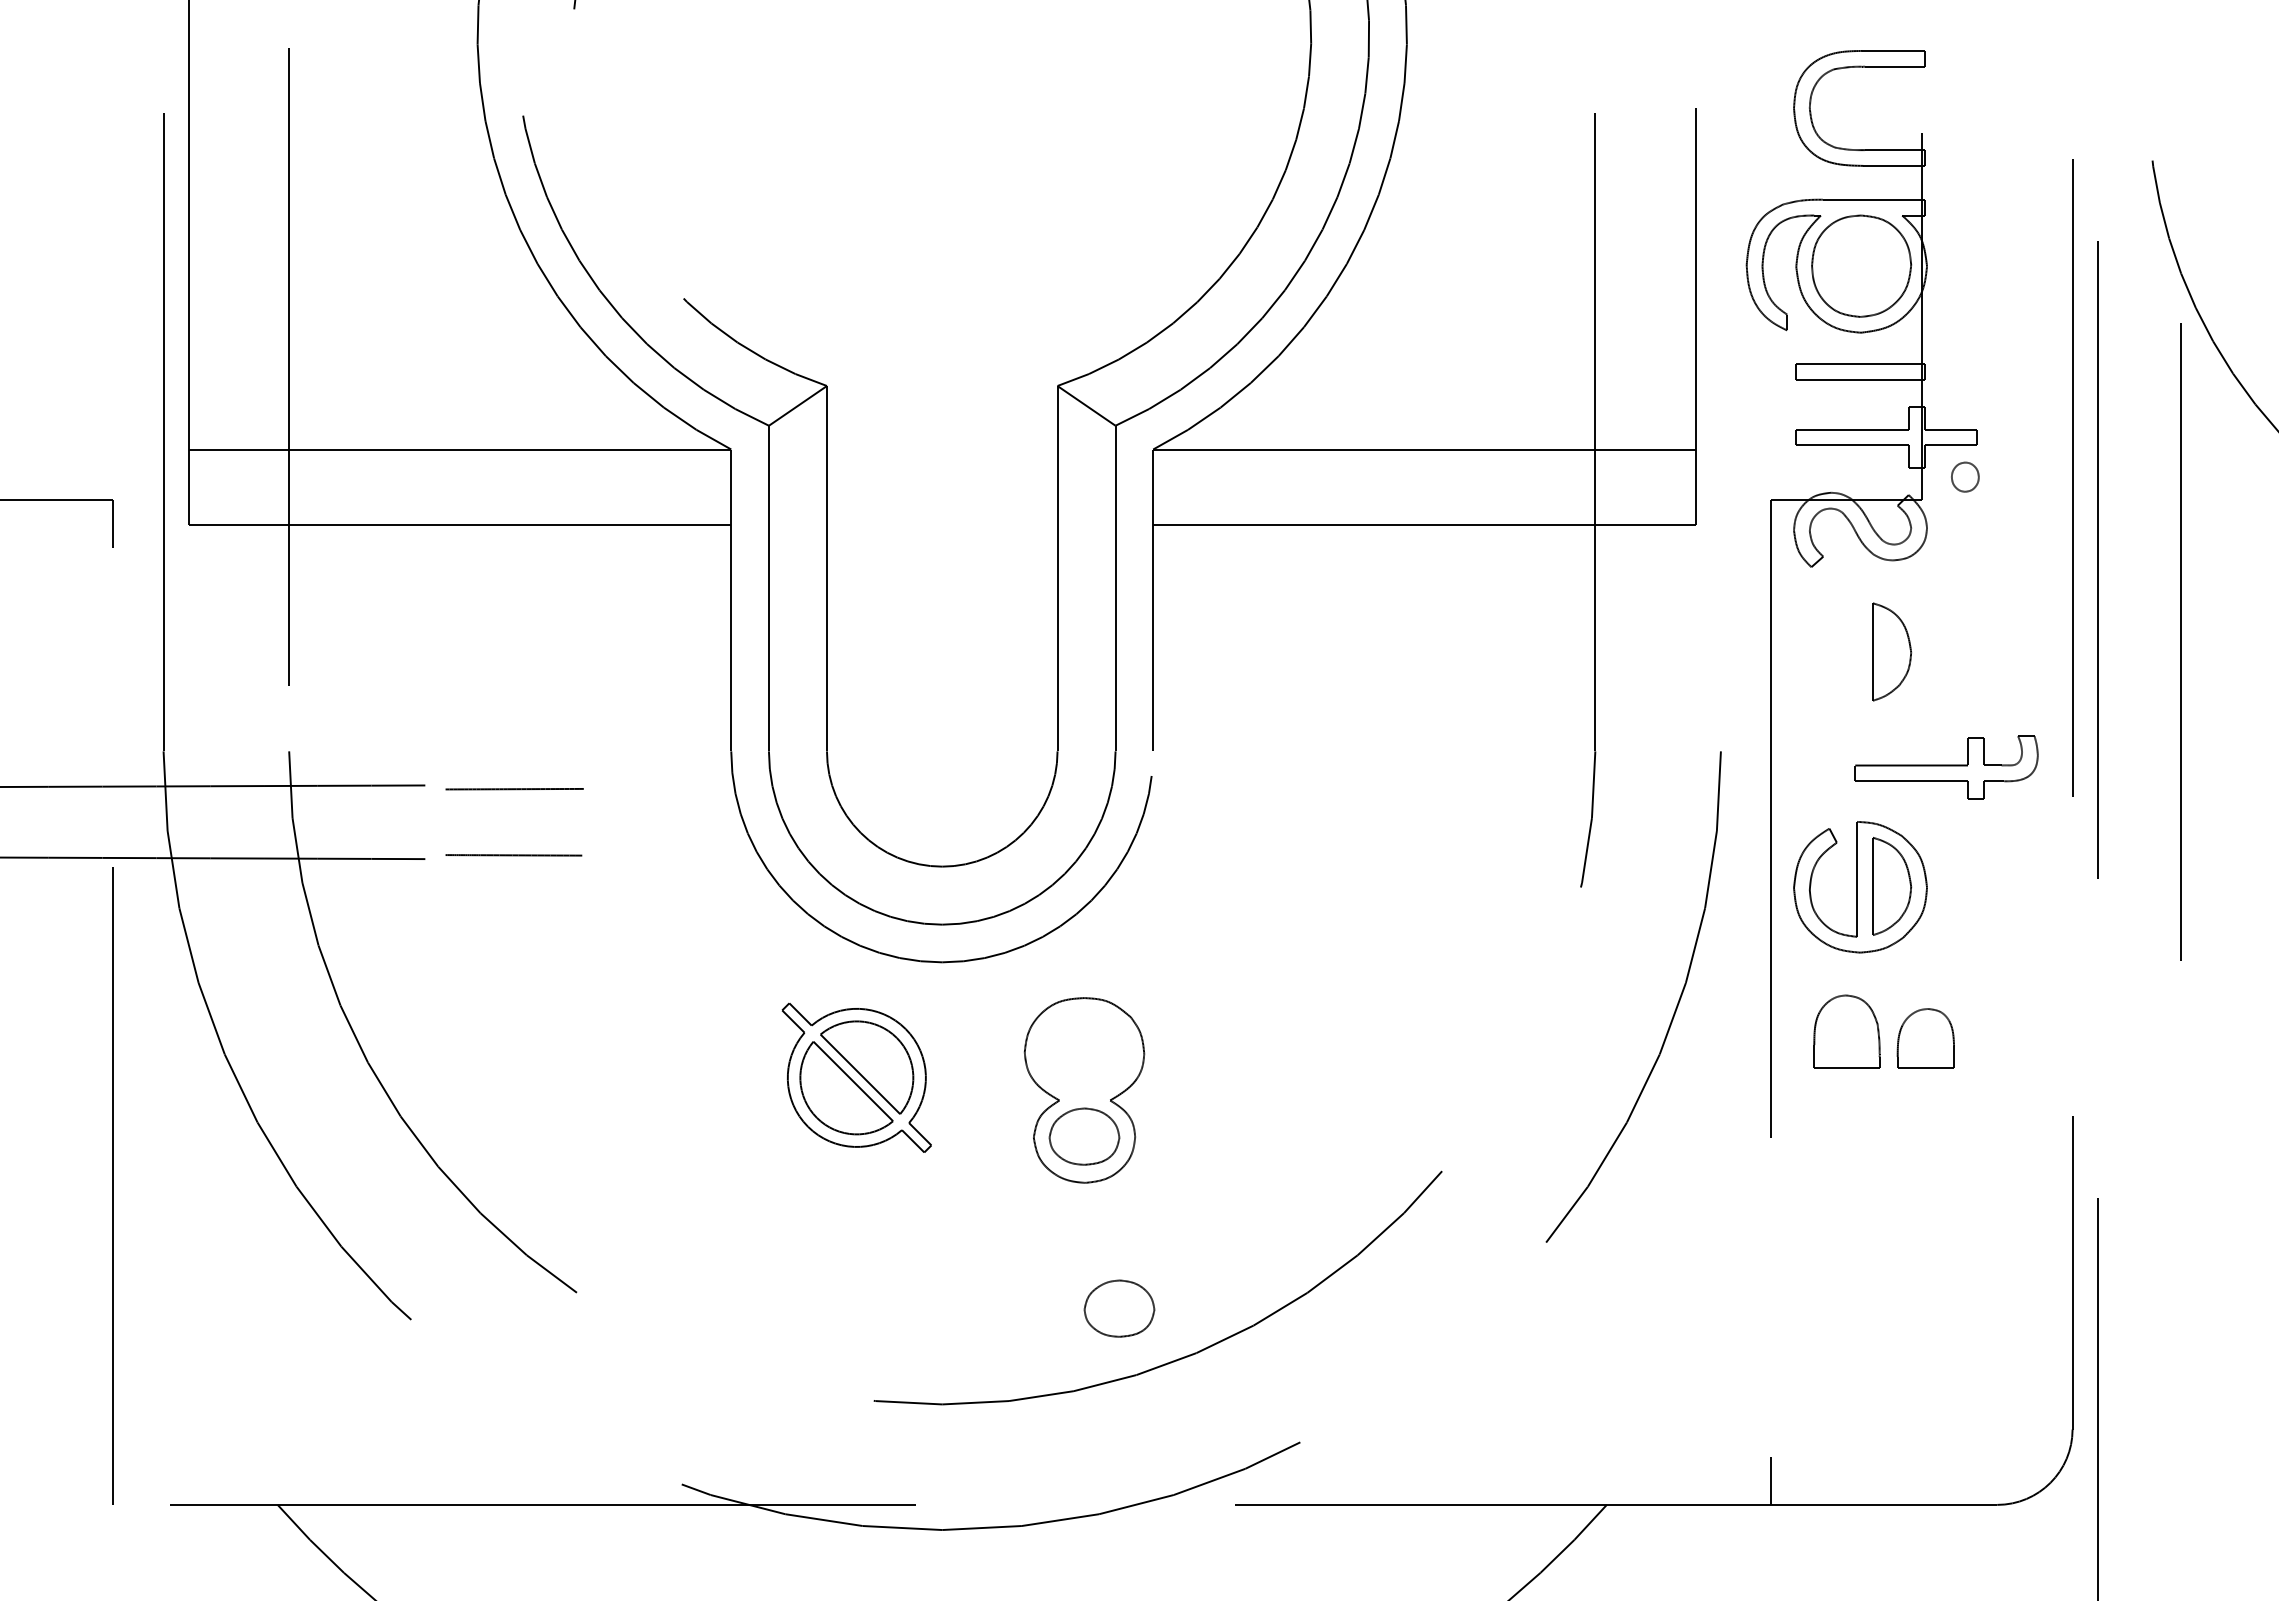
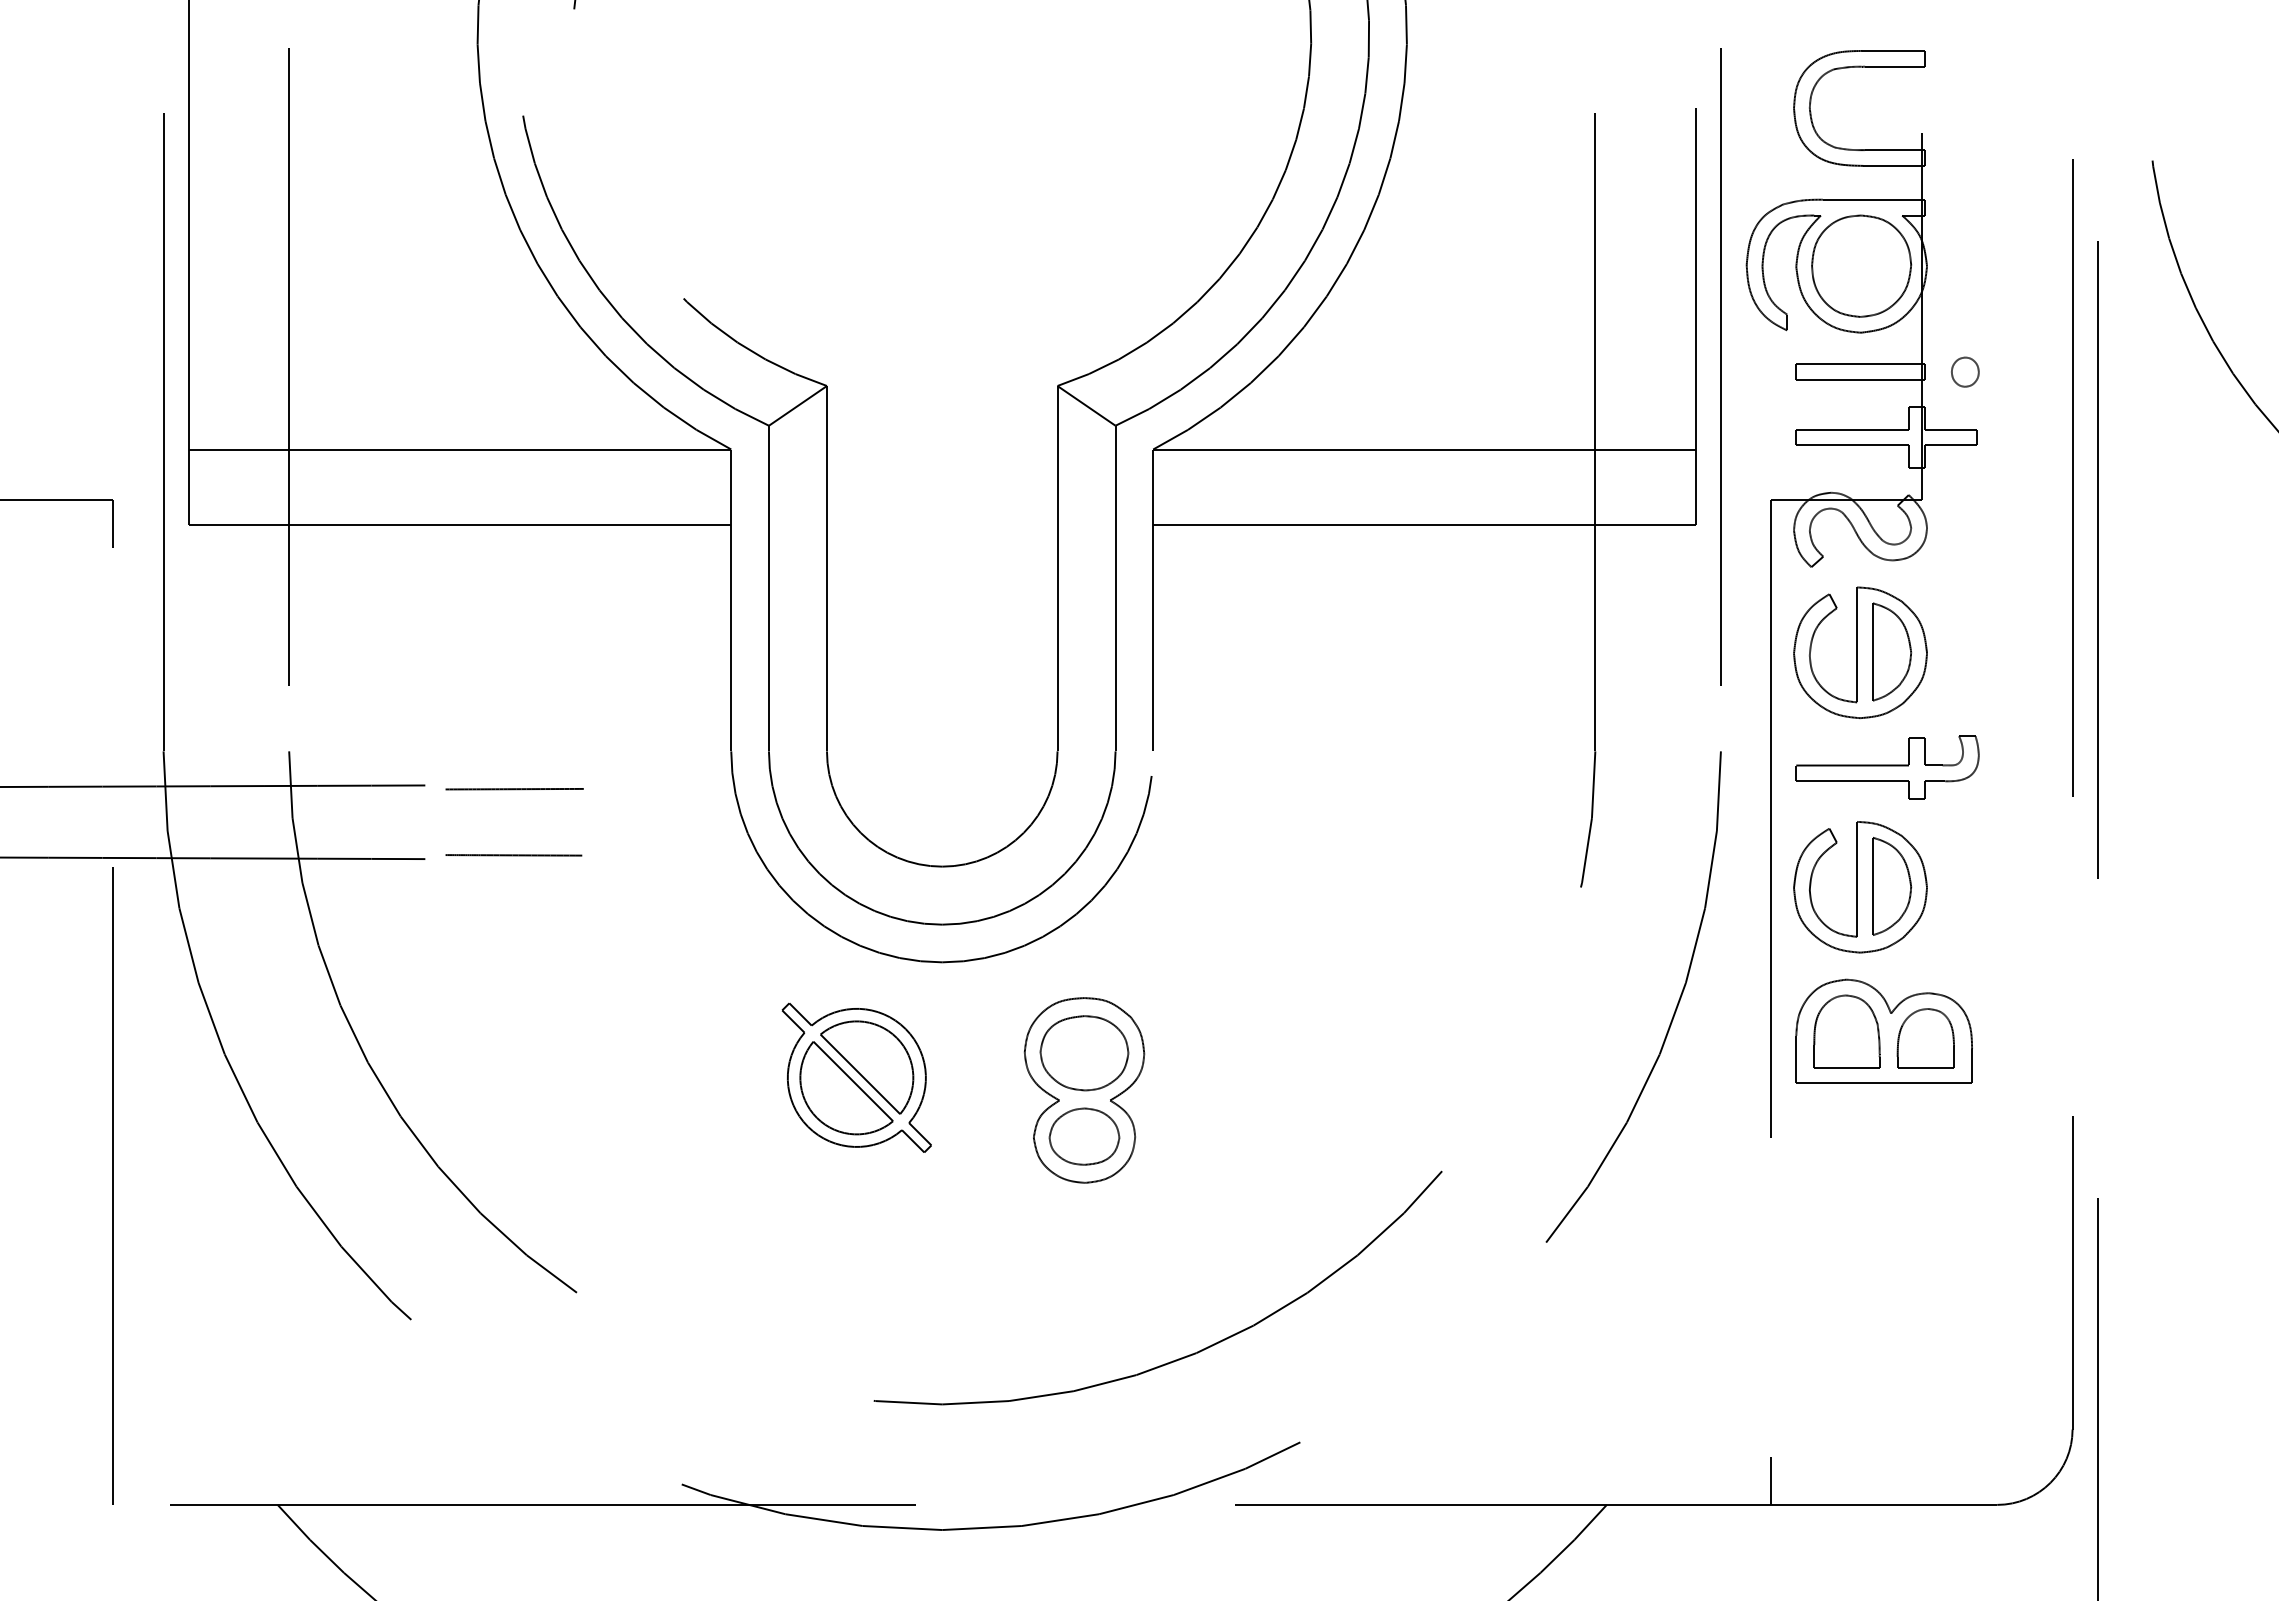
part position: (1965, 476) -> (1965, 371) (1965, 371)
line position: (2180, 641) -> (1720, 366) (1720, 366)
part: none -> present (1860, 652)
part position: (1946, 767) -> (1887, 767) (1887, 767)
part: none -> present (1883, 1030)
part: none -> present (1084, 1053)
part: present -> none (1119, 1308)
